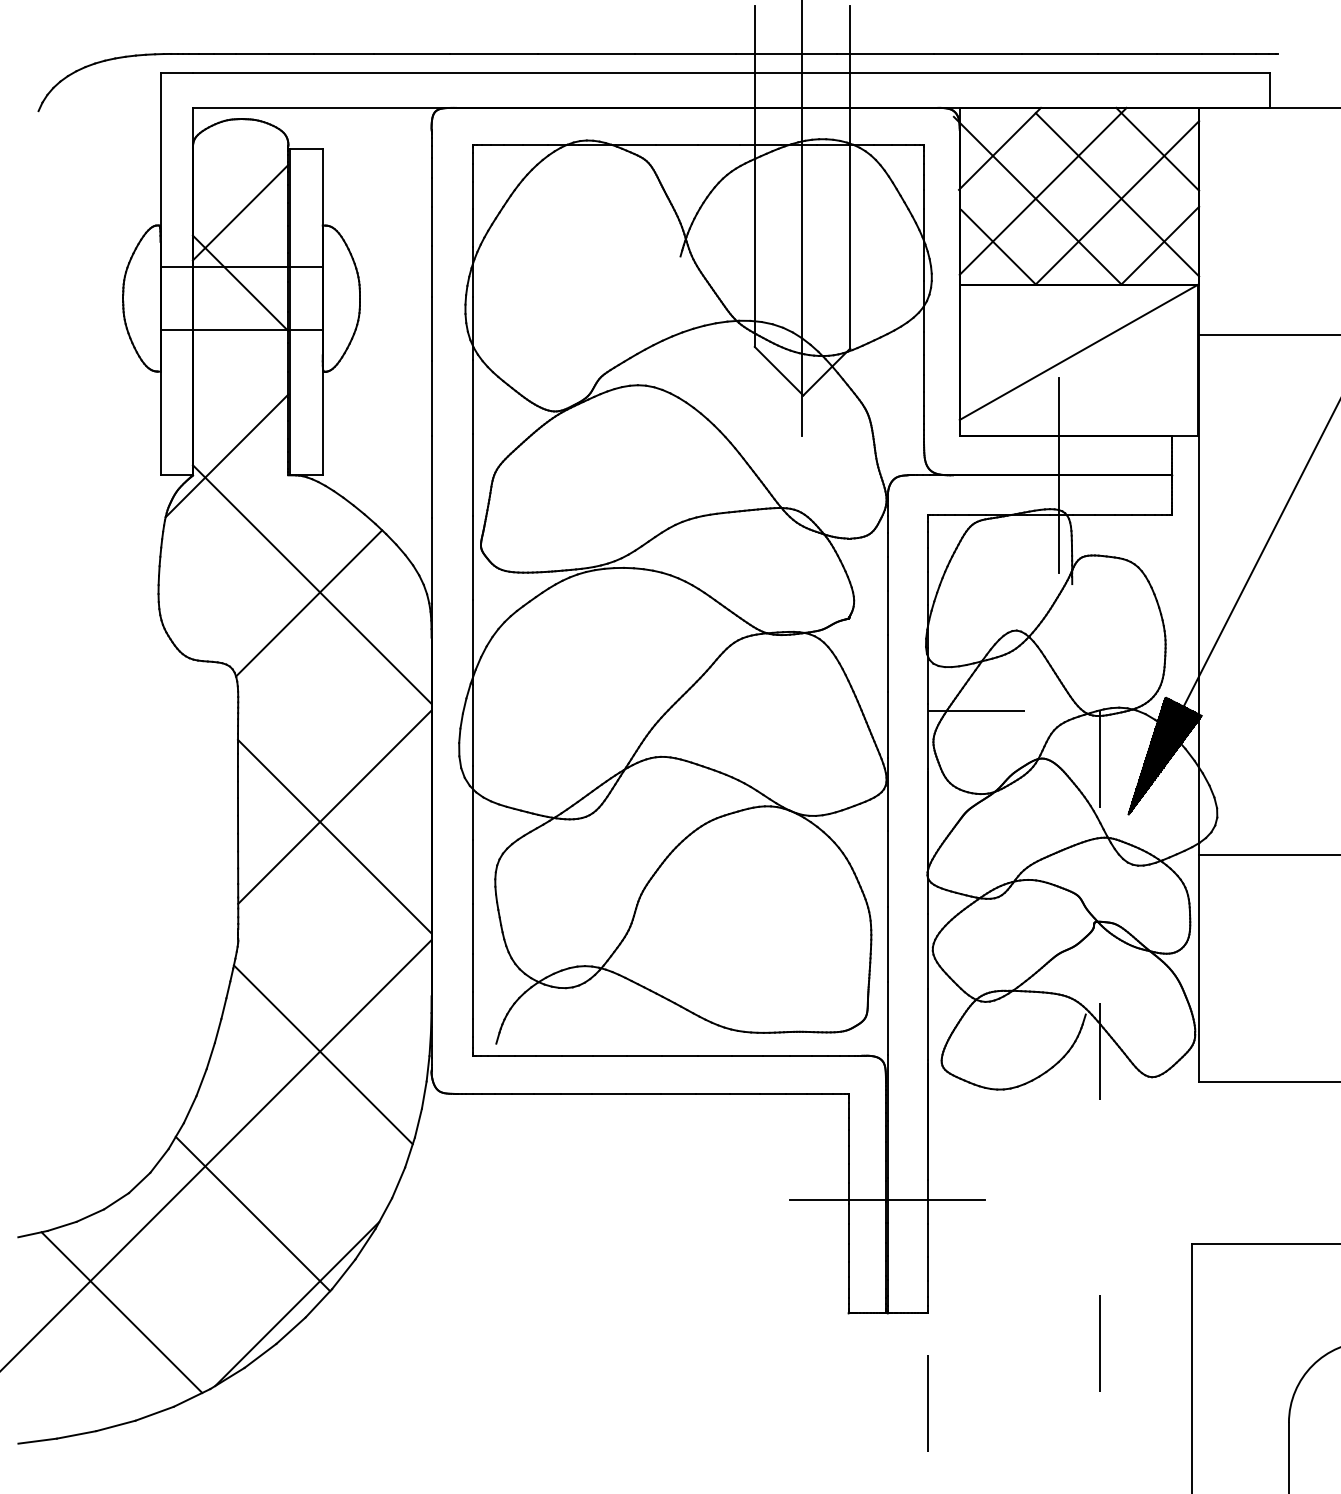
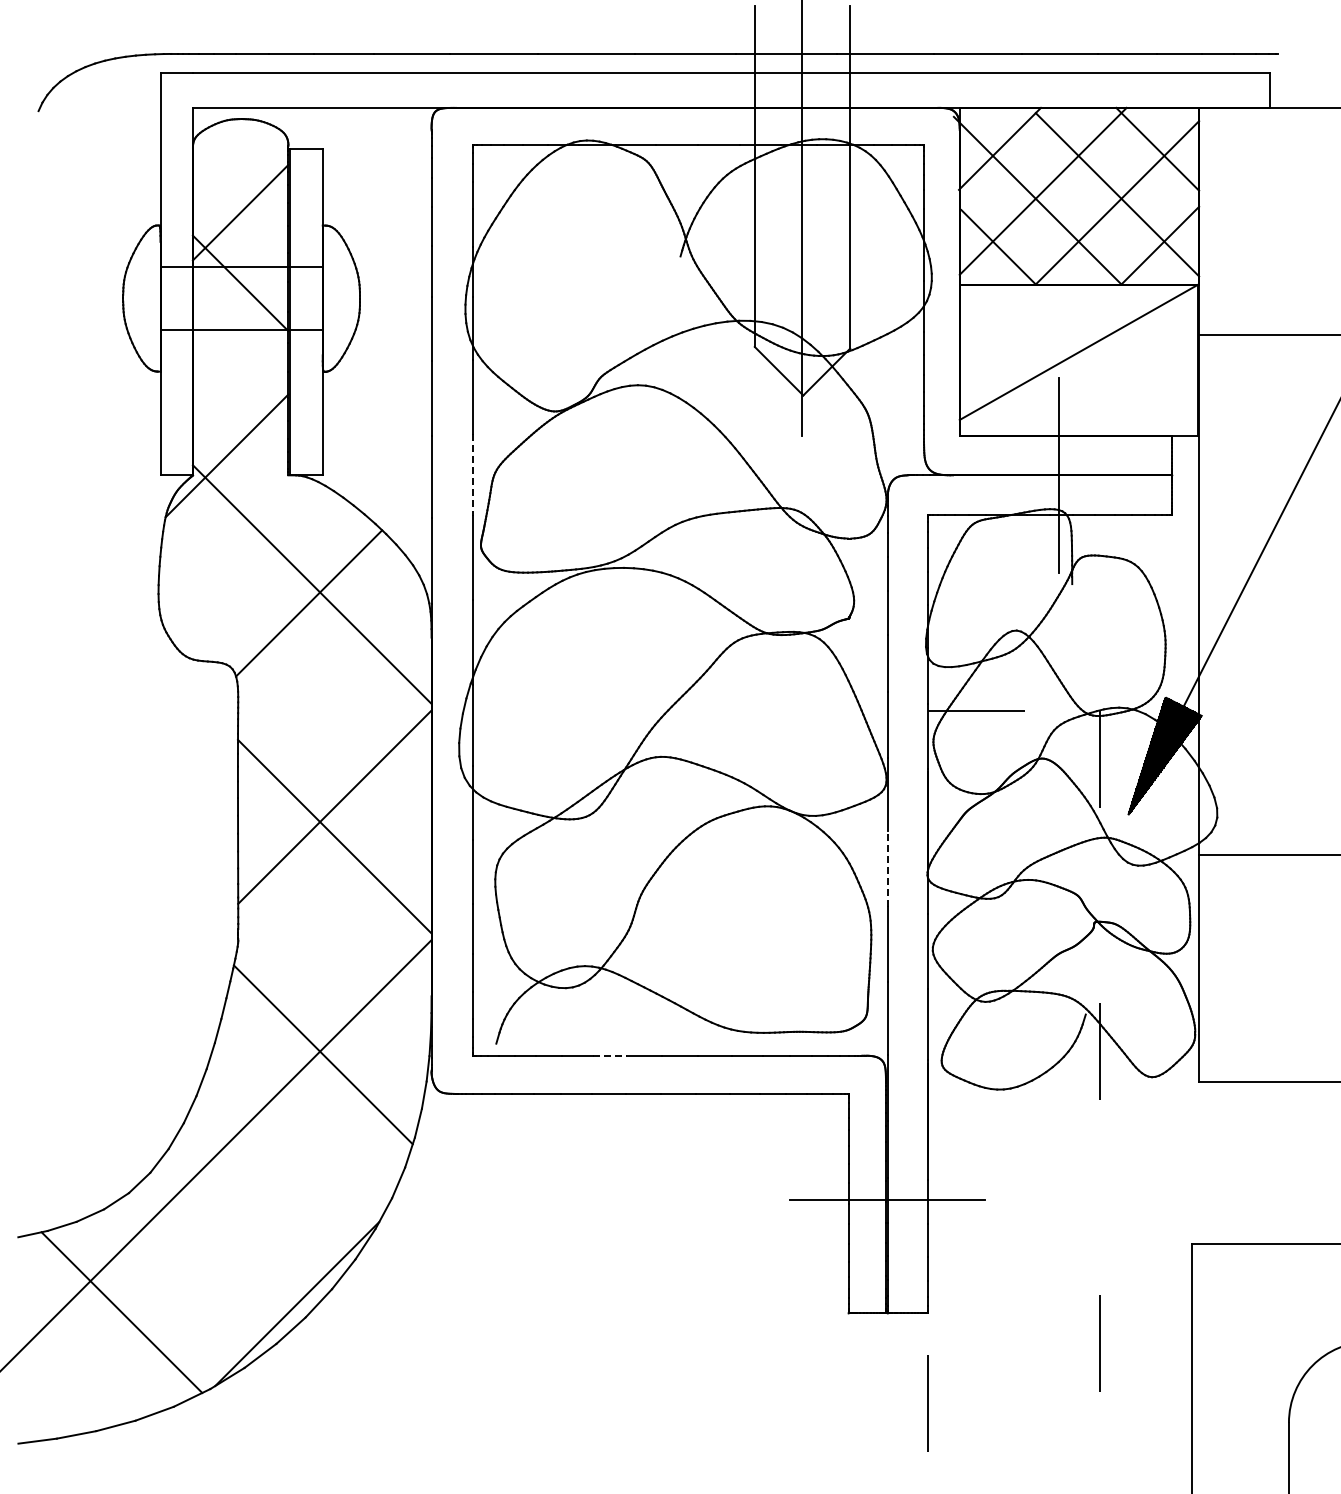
line: solid -> dashed (472, 474)
line: solid -> dashed (887, 868)
line: solid -> dashed (610, 1055)
line: present -> none (252, 1213)
